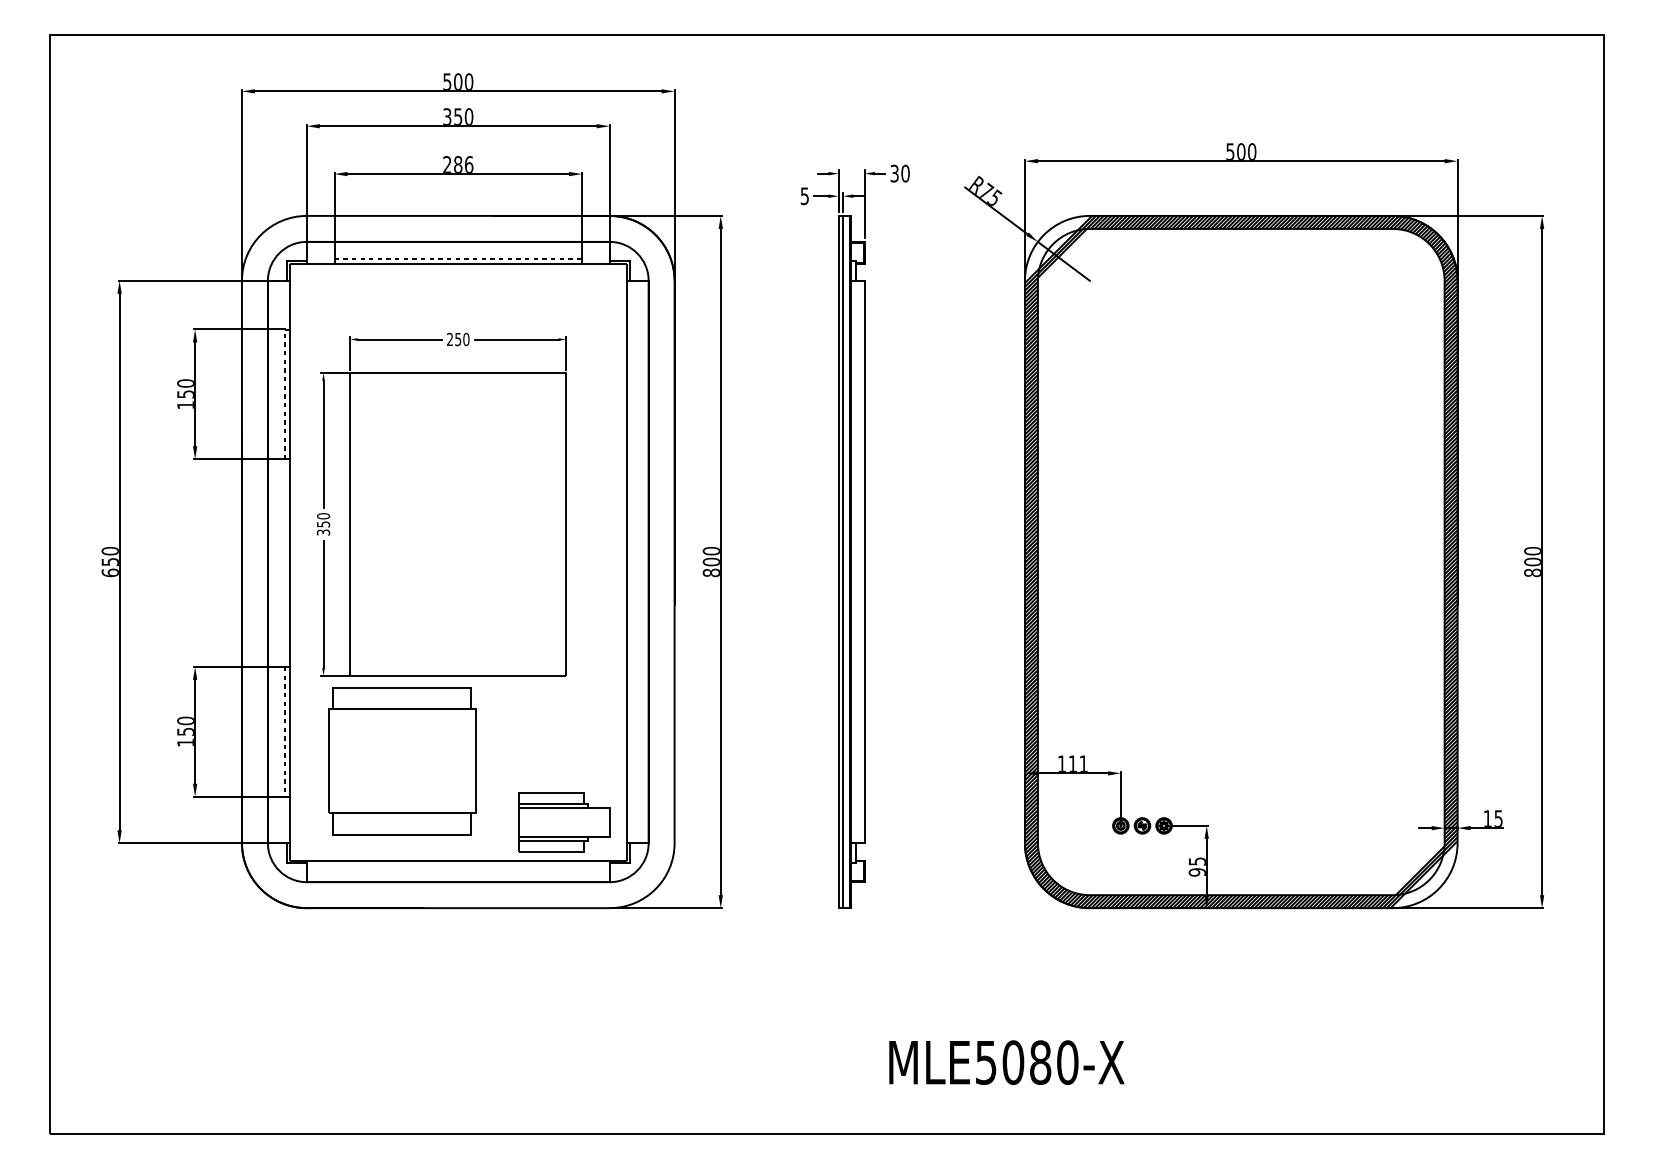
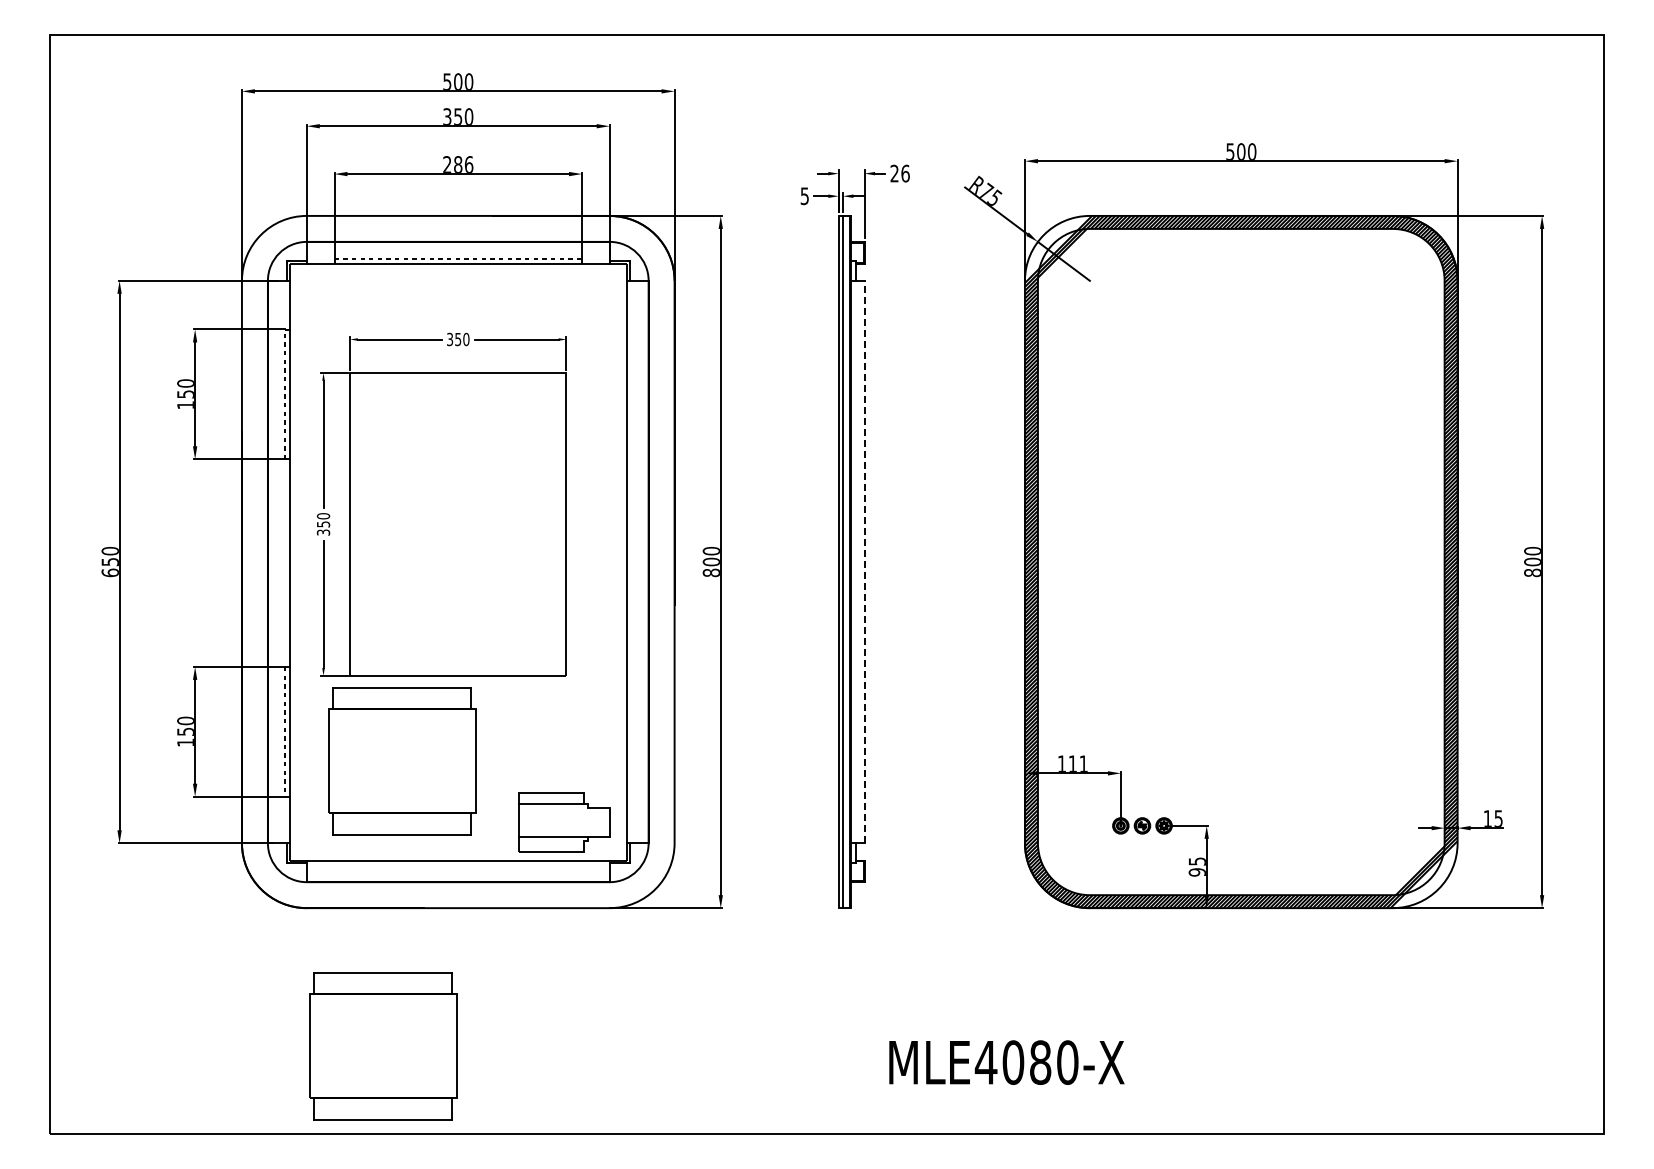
text: 30 -> 26 (899, 173)
text: 250 -> 350 (450, 339)
line: solid -> dashed (864, 561)
line: present -> none (553, 807)
line: present -> none (551, 841)
part: none -> present (383, 1046)
text: MLE5080-X -> MLE4080-X (985, 1062)
